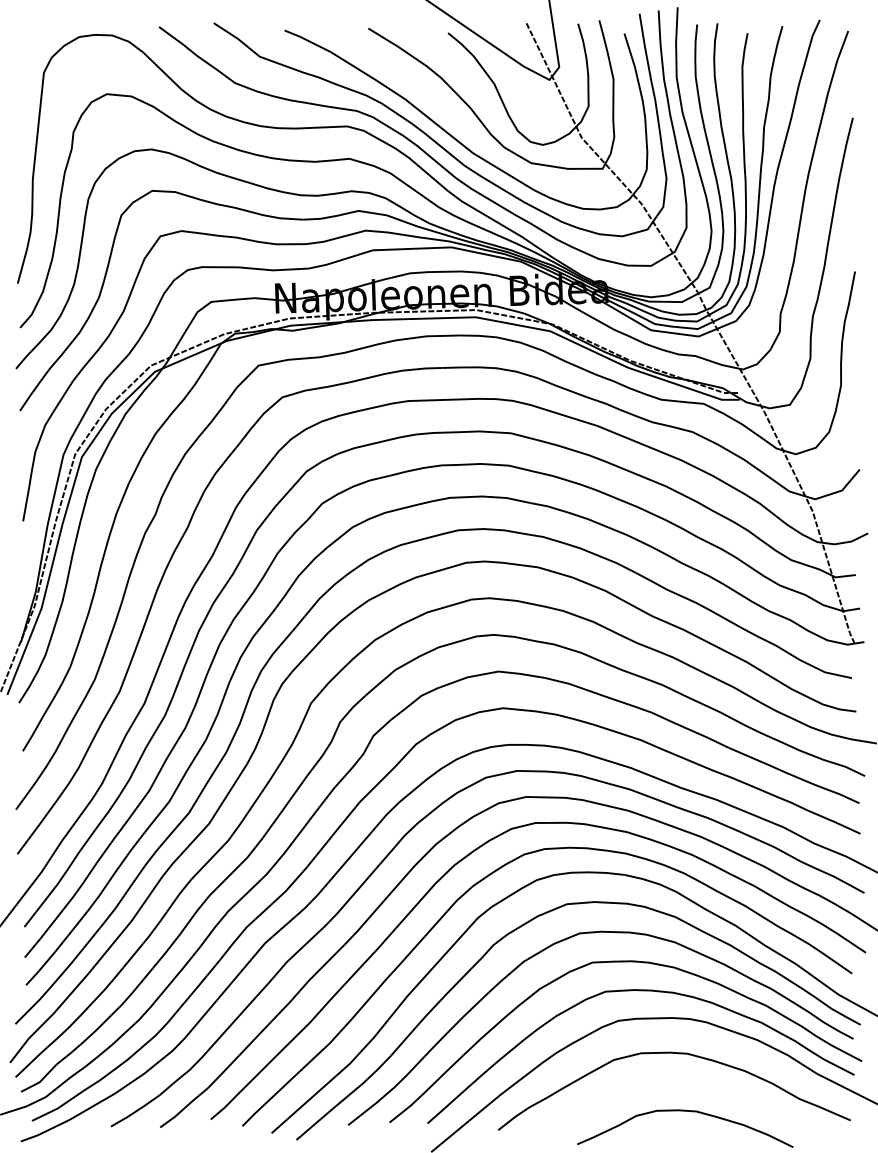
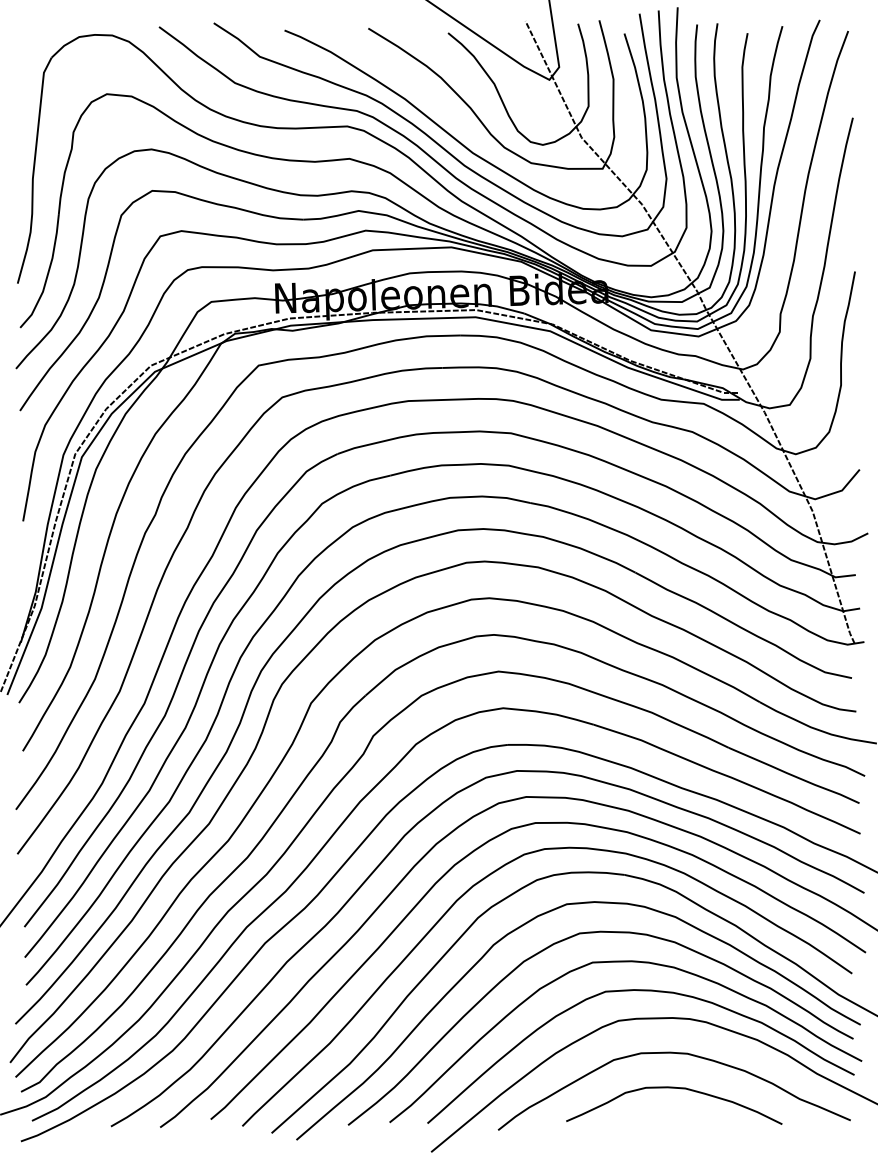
curve position: (685, 1111) -> (674, 1088) (674, 1088)
